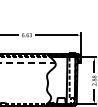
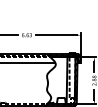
line: dashed -> solid (28, 62)
